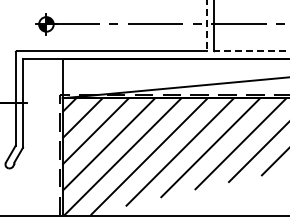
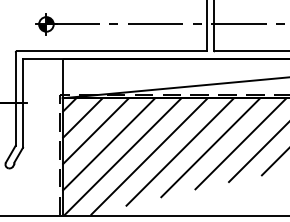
line: dashed -> solid (206, 26)
line: dashed -> solid (251, 51)
